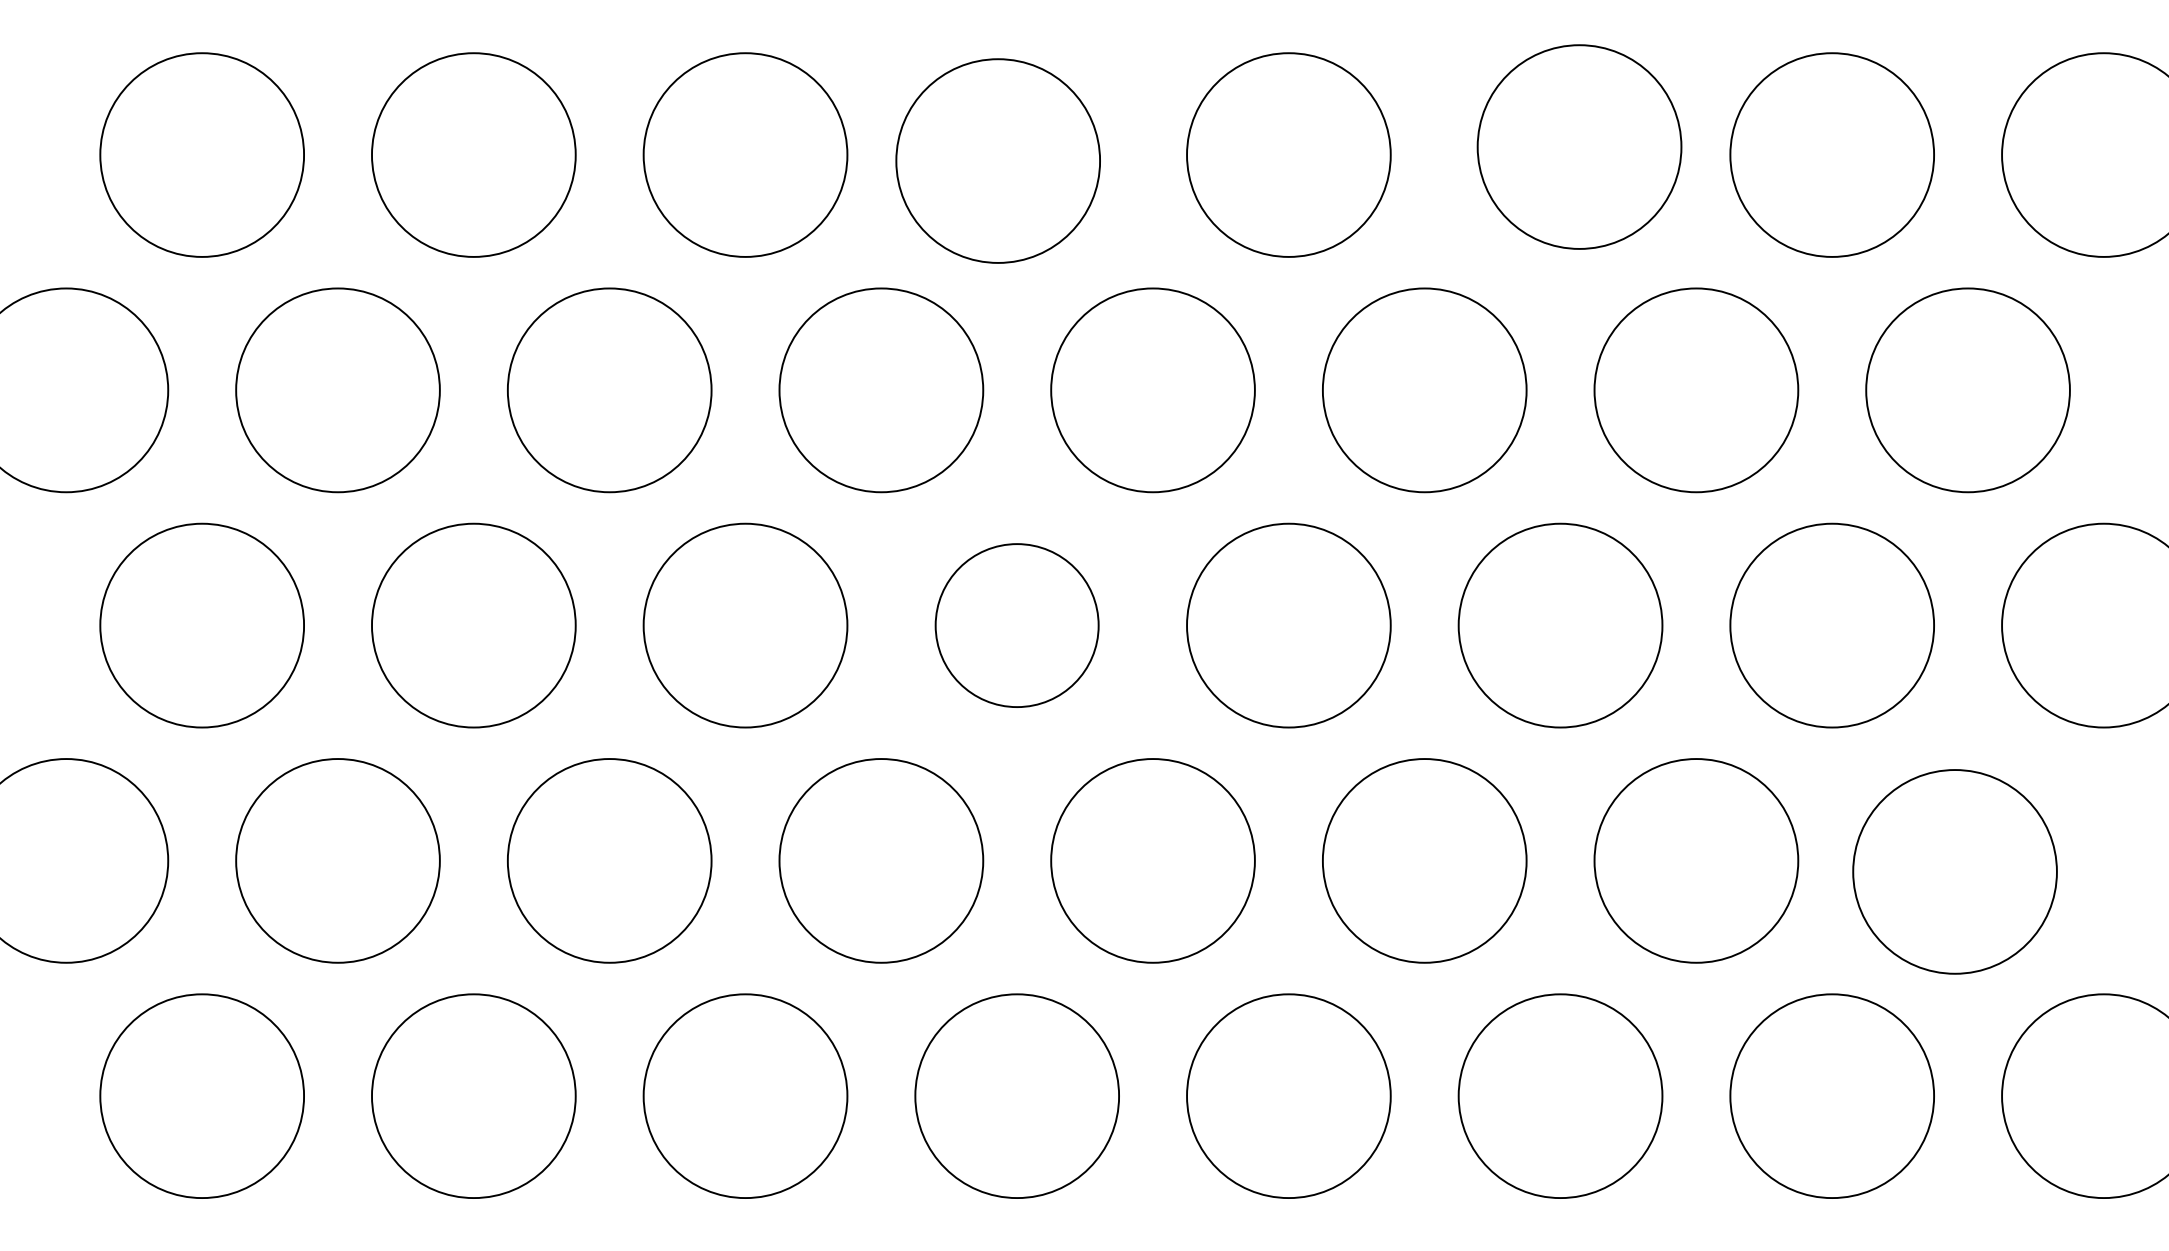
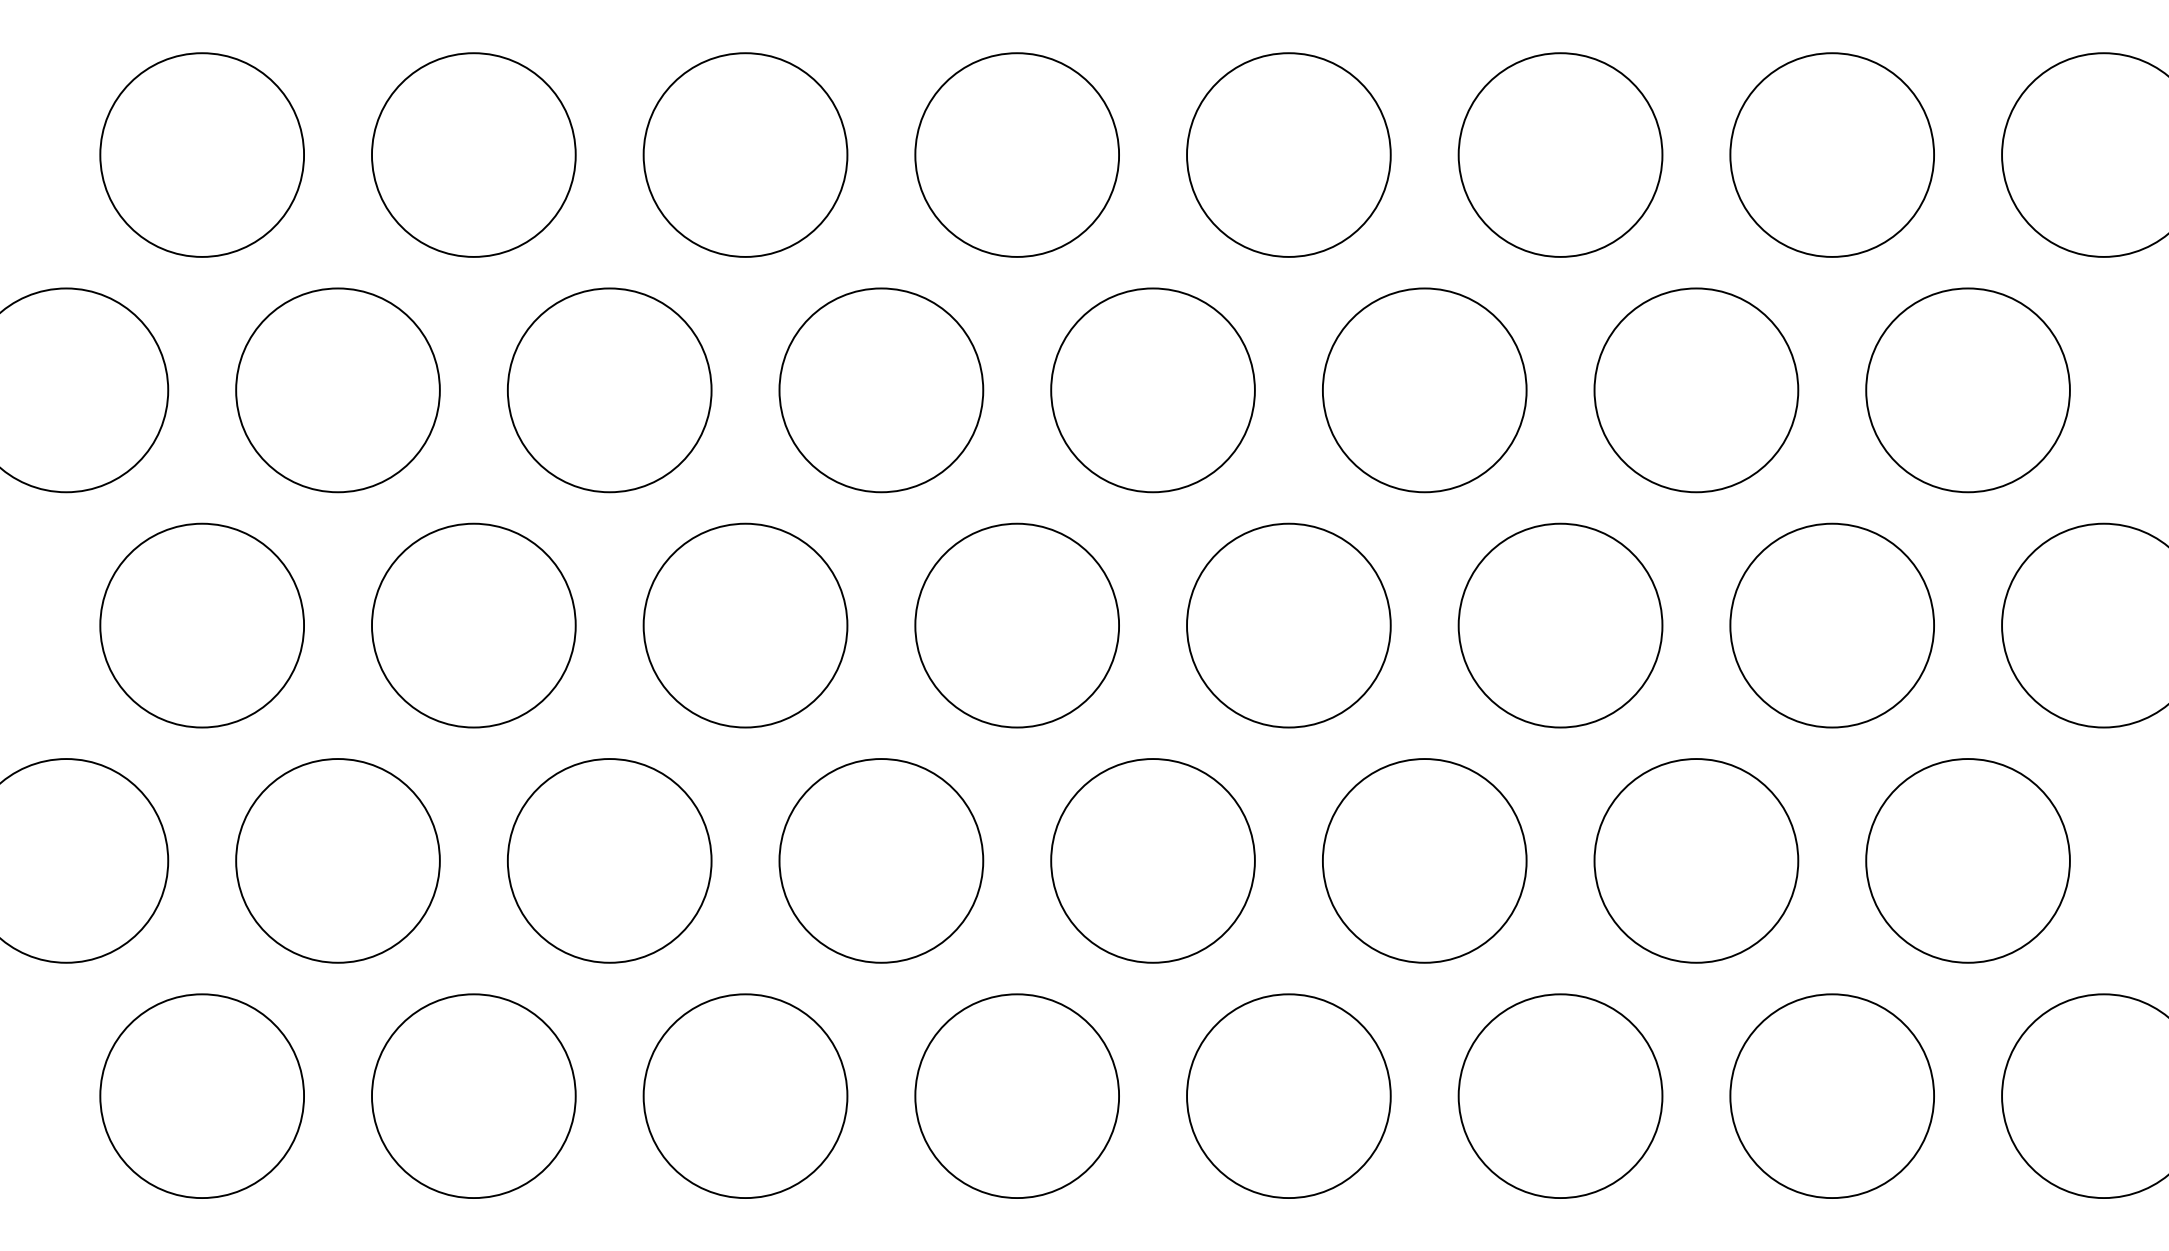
part position: (1579, 146) -> (1560, 154) (1560, 154)
part position: (997, 160) -> (1016, 154) (1016, 154)
part size: 166x165 px -> 206x207 px (1016, 625)
part position: (1954, 871) -> (1967, 860) (1967, 860)
